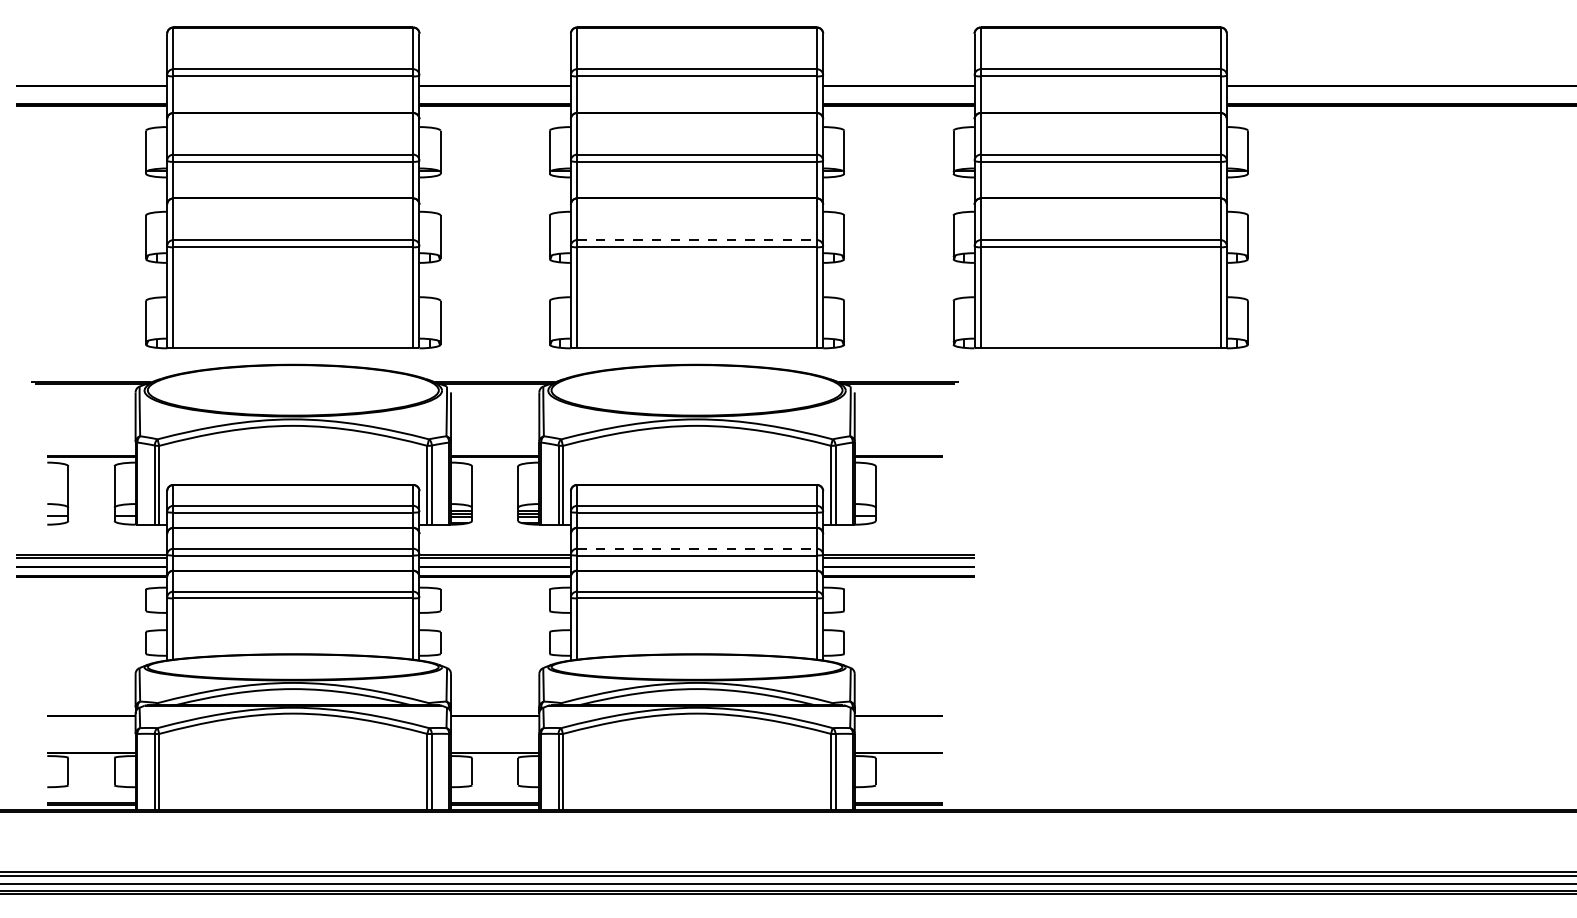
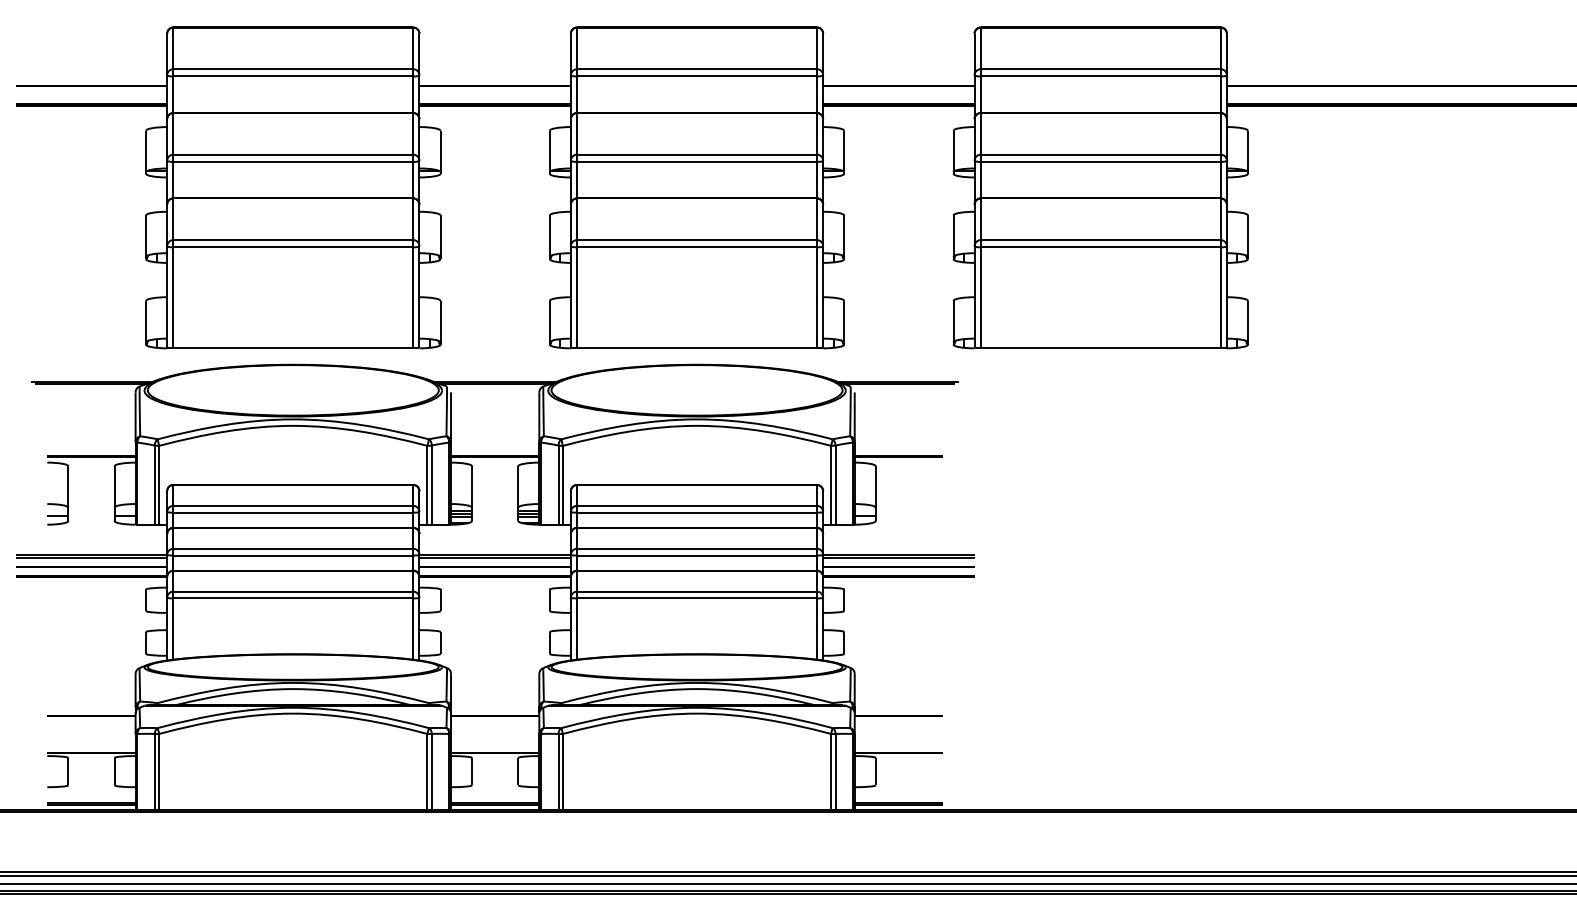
line: dashed -> solid (697, 240)
line: dashed -> solid (697, 548)
